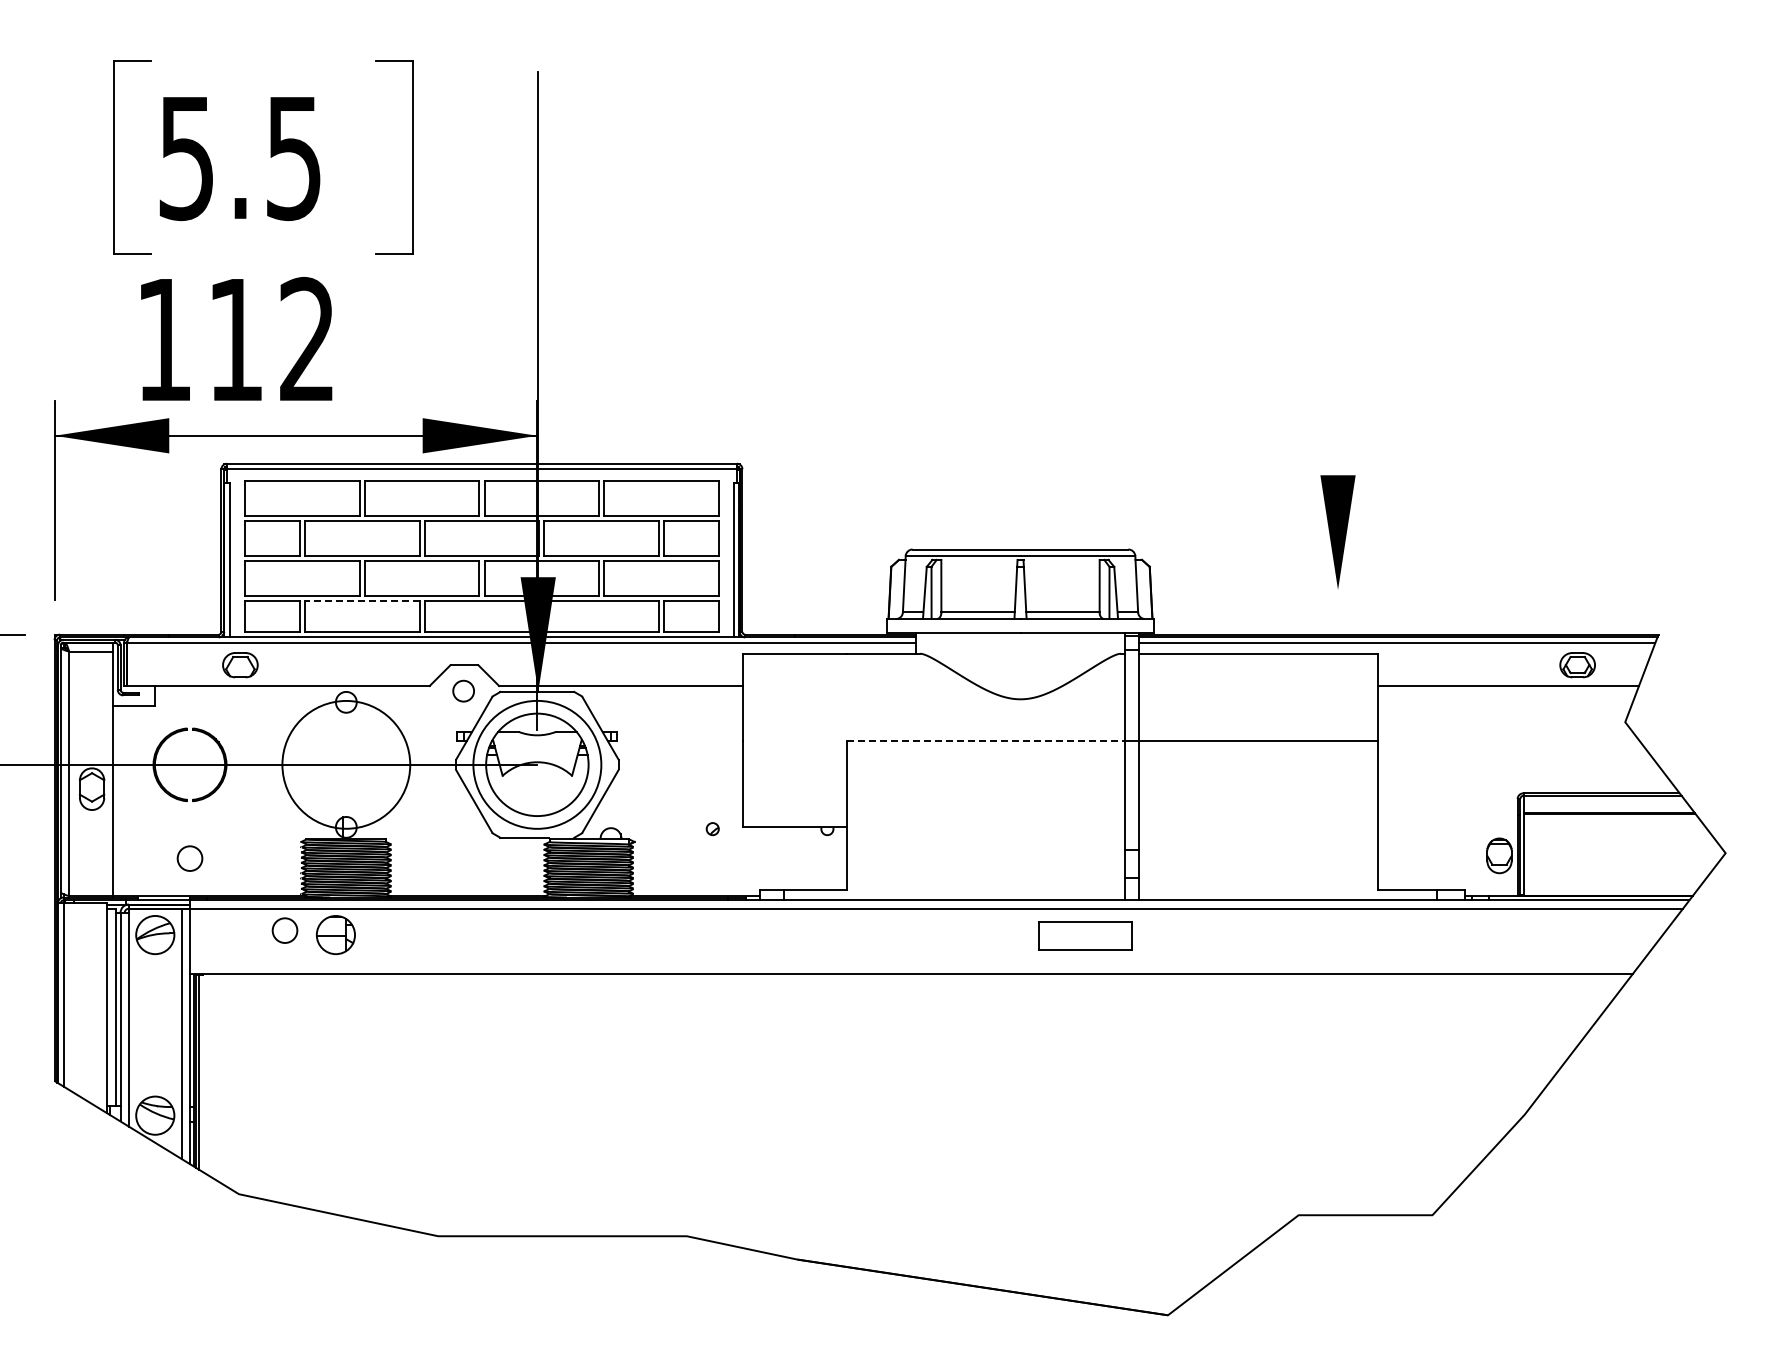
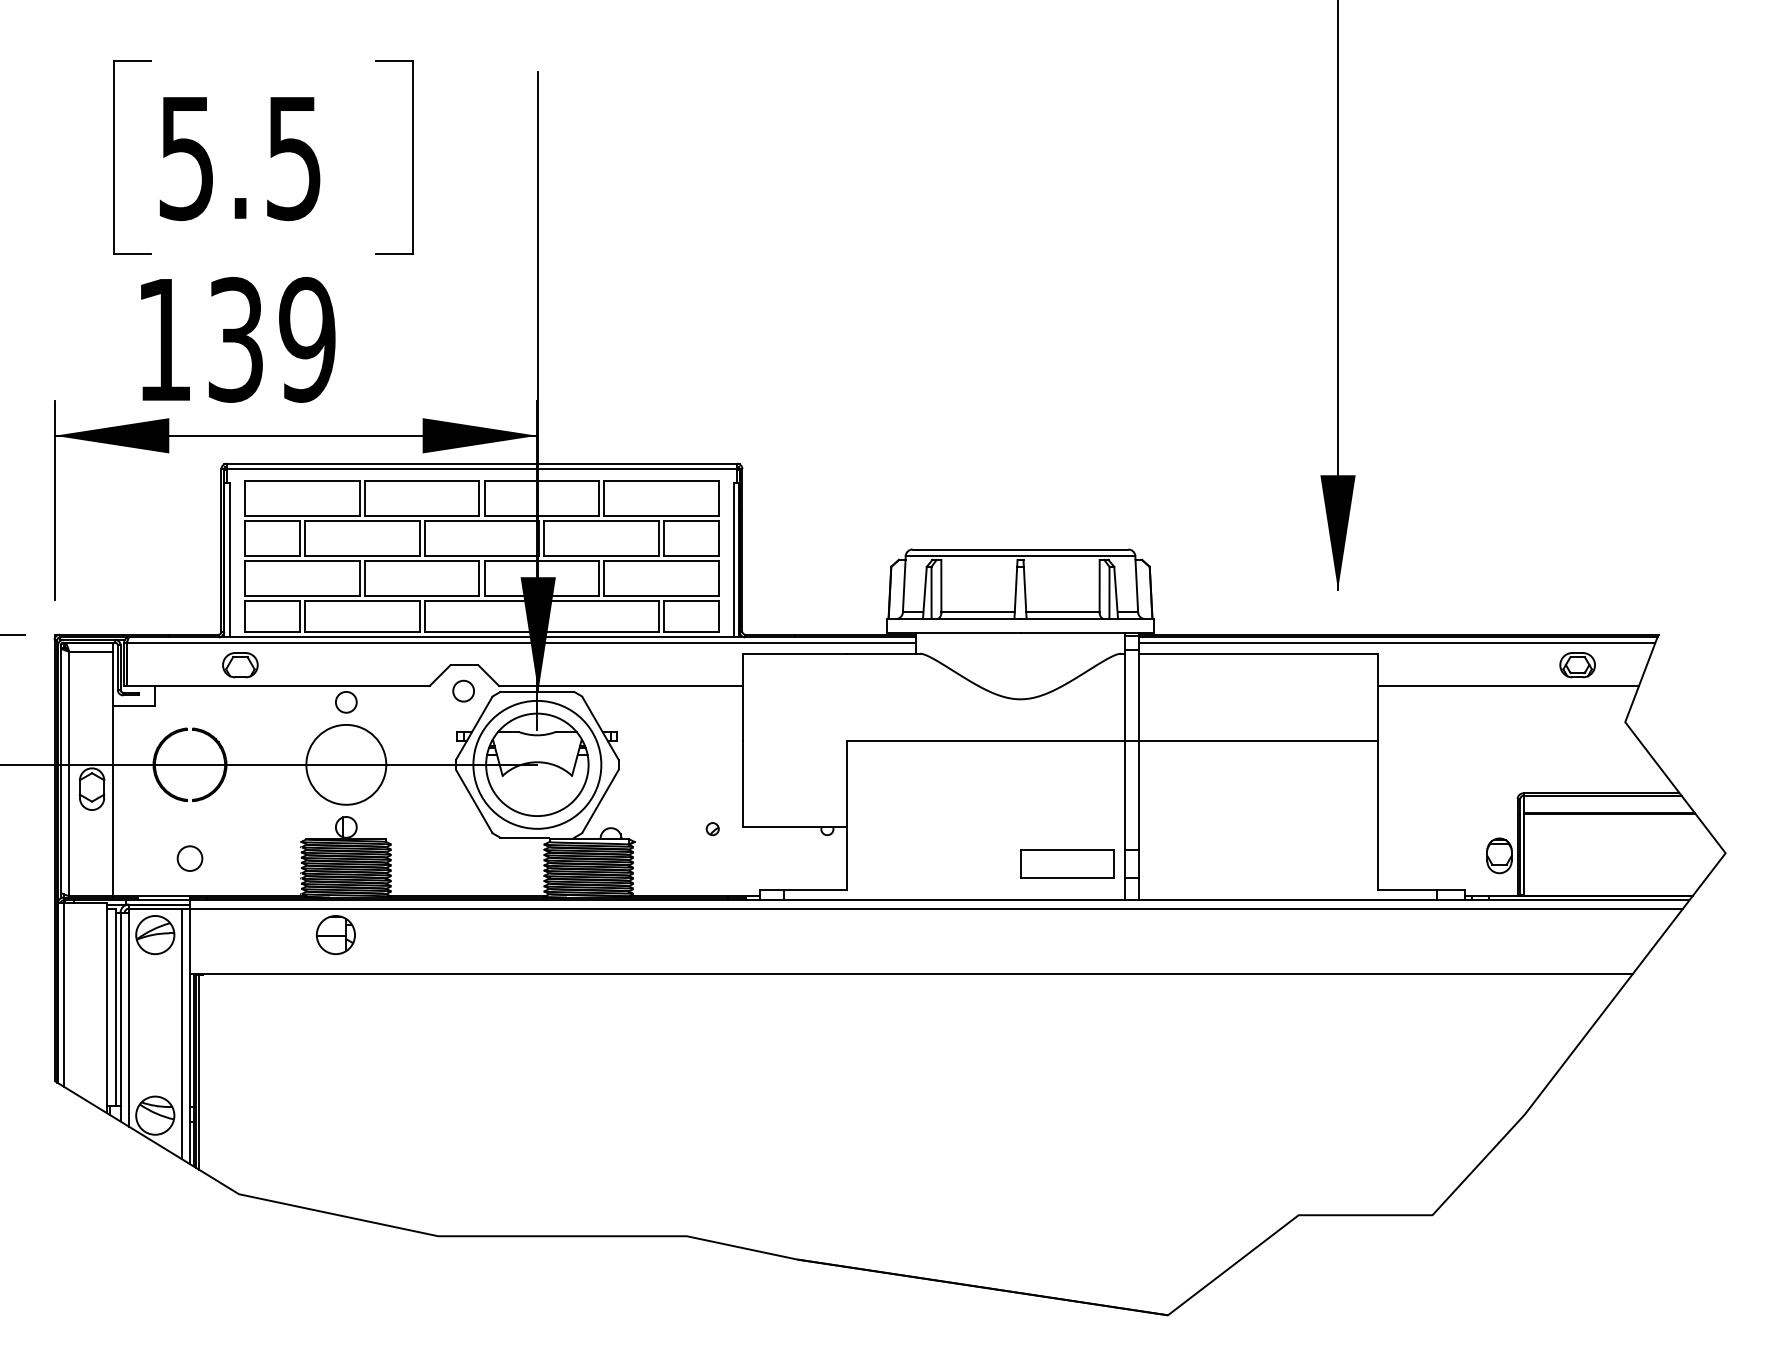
line: none -> present (1338, 295)
text: 112 -> 139 (271, 339)
line: dashed -> solid (361, 600)
line: dashed -> solid (985, 740)
circle diameter: 128 px -> 80 px (346, 764)
circle: present -> none (284, 930)
part position: (1085, 935) -> (1067, 863) (1067, 863)
